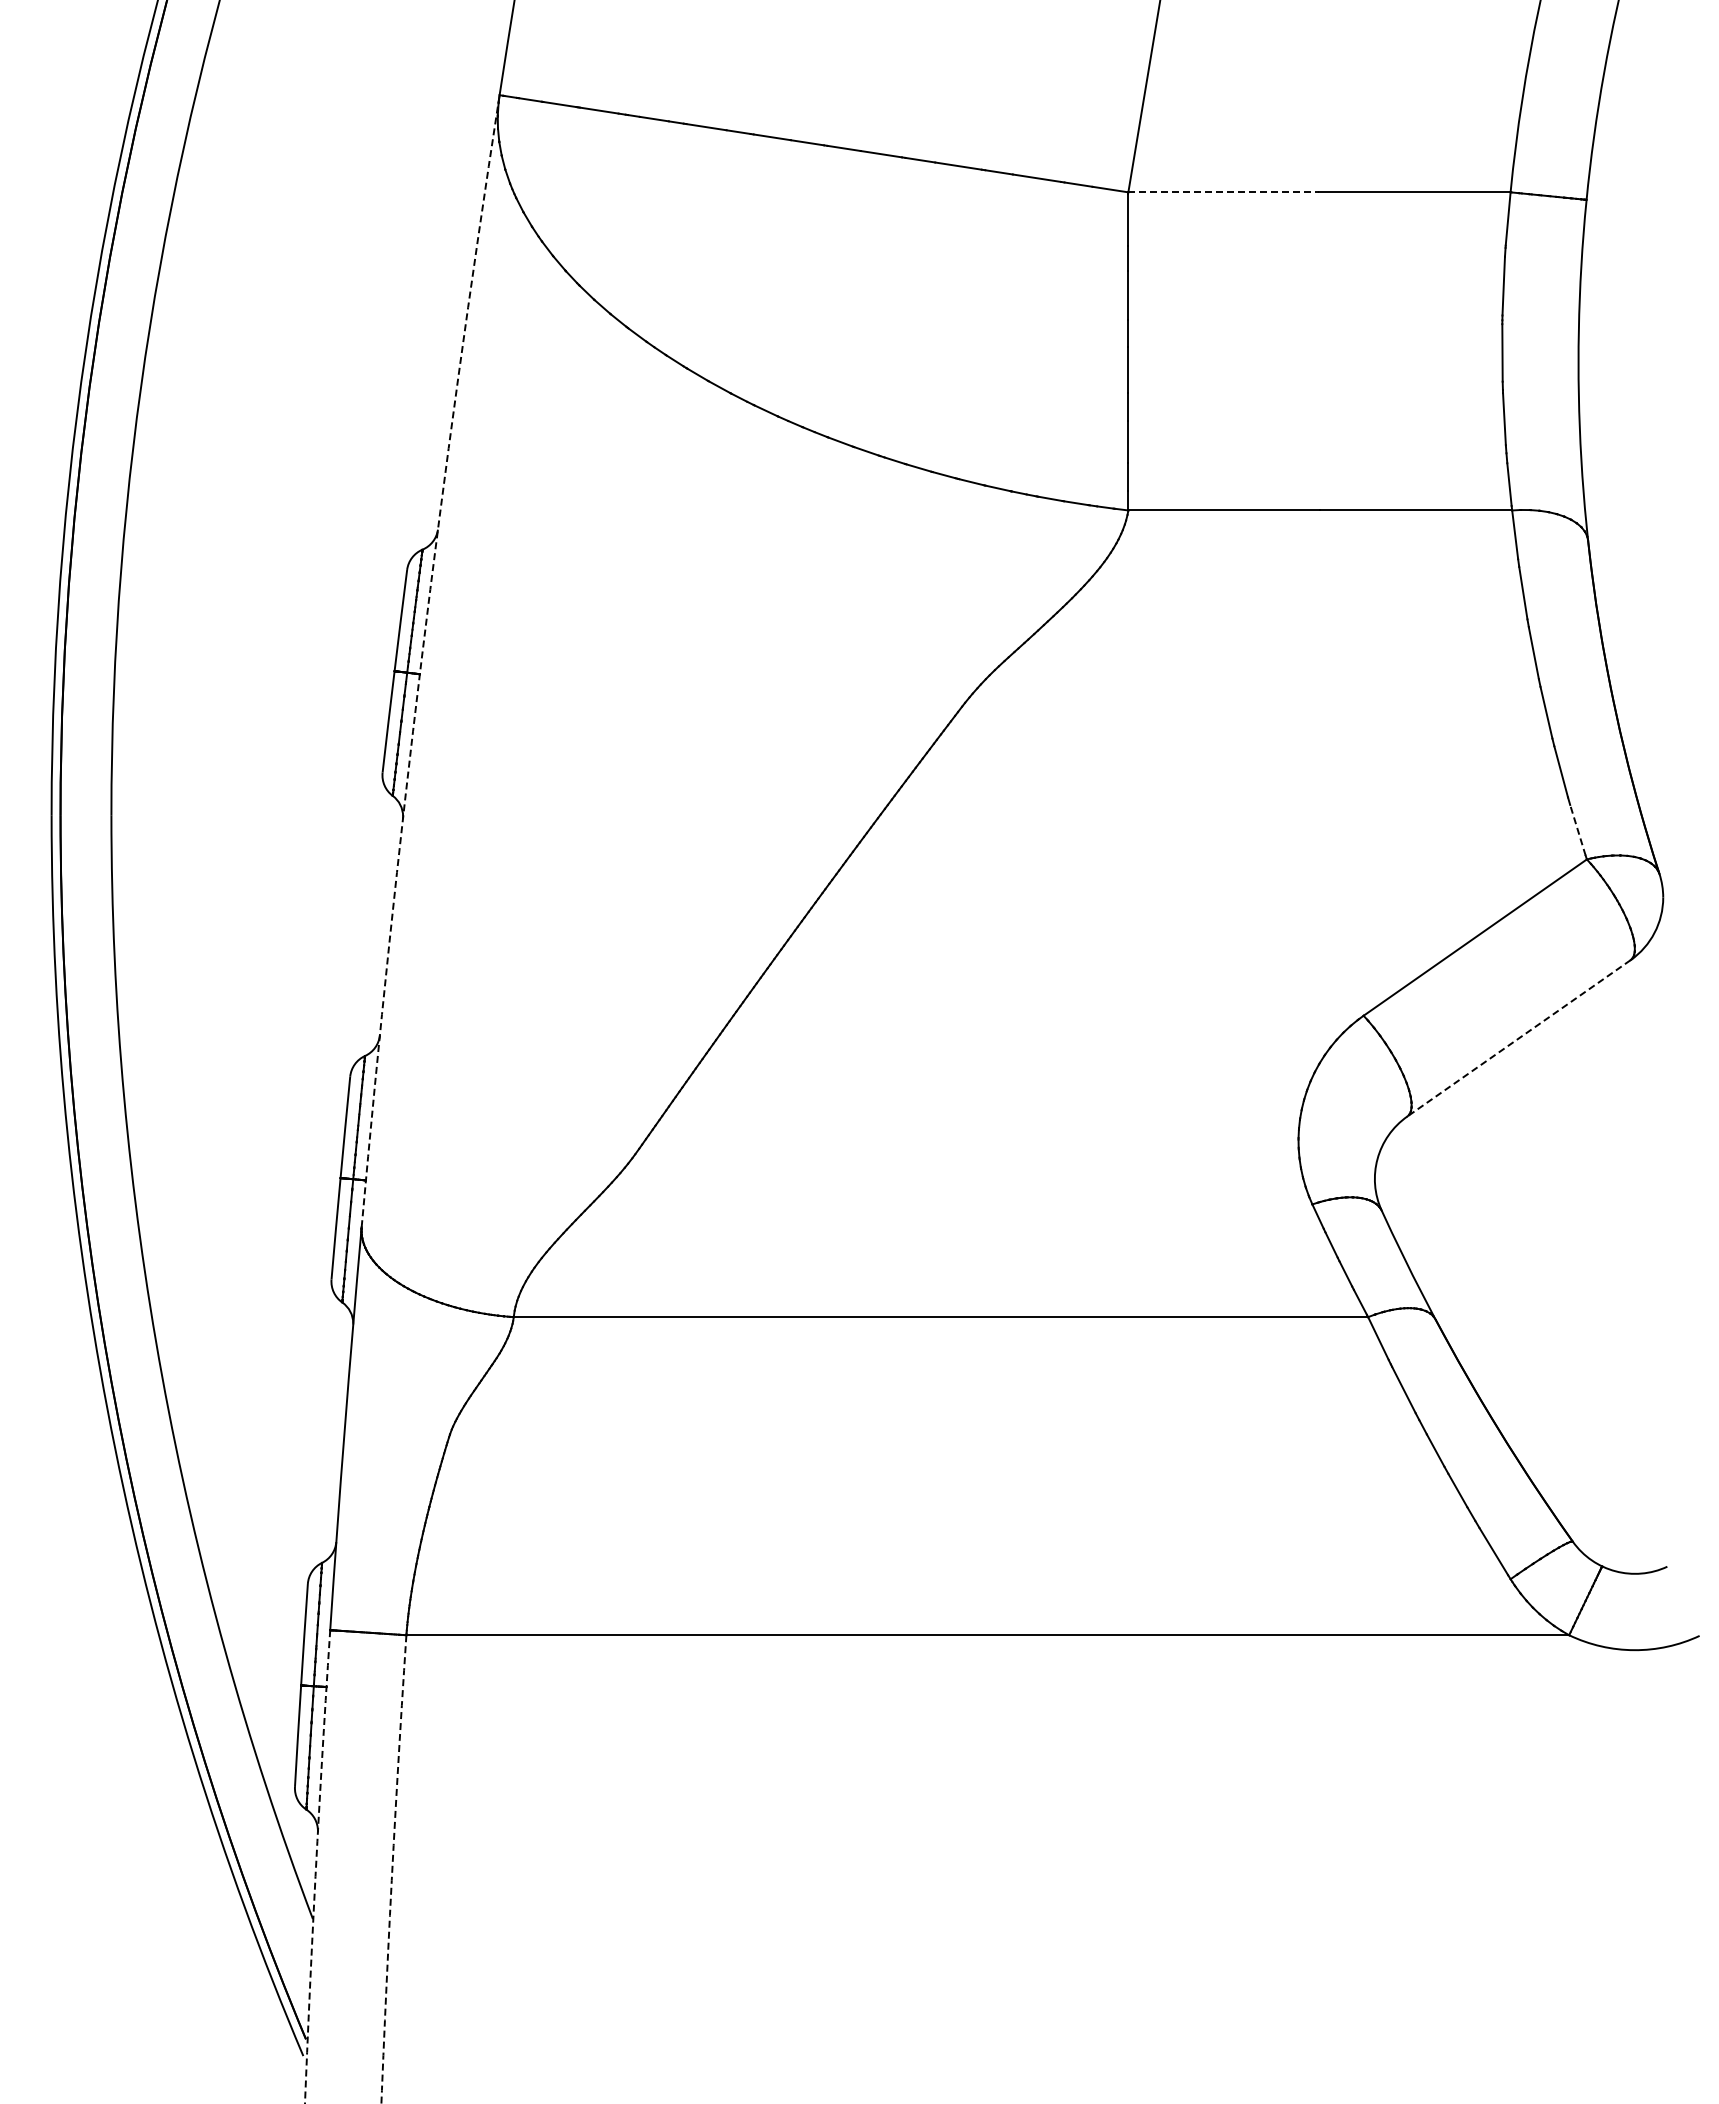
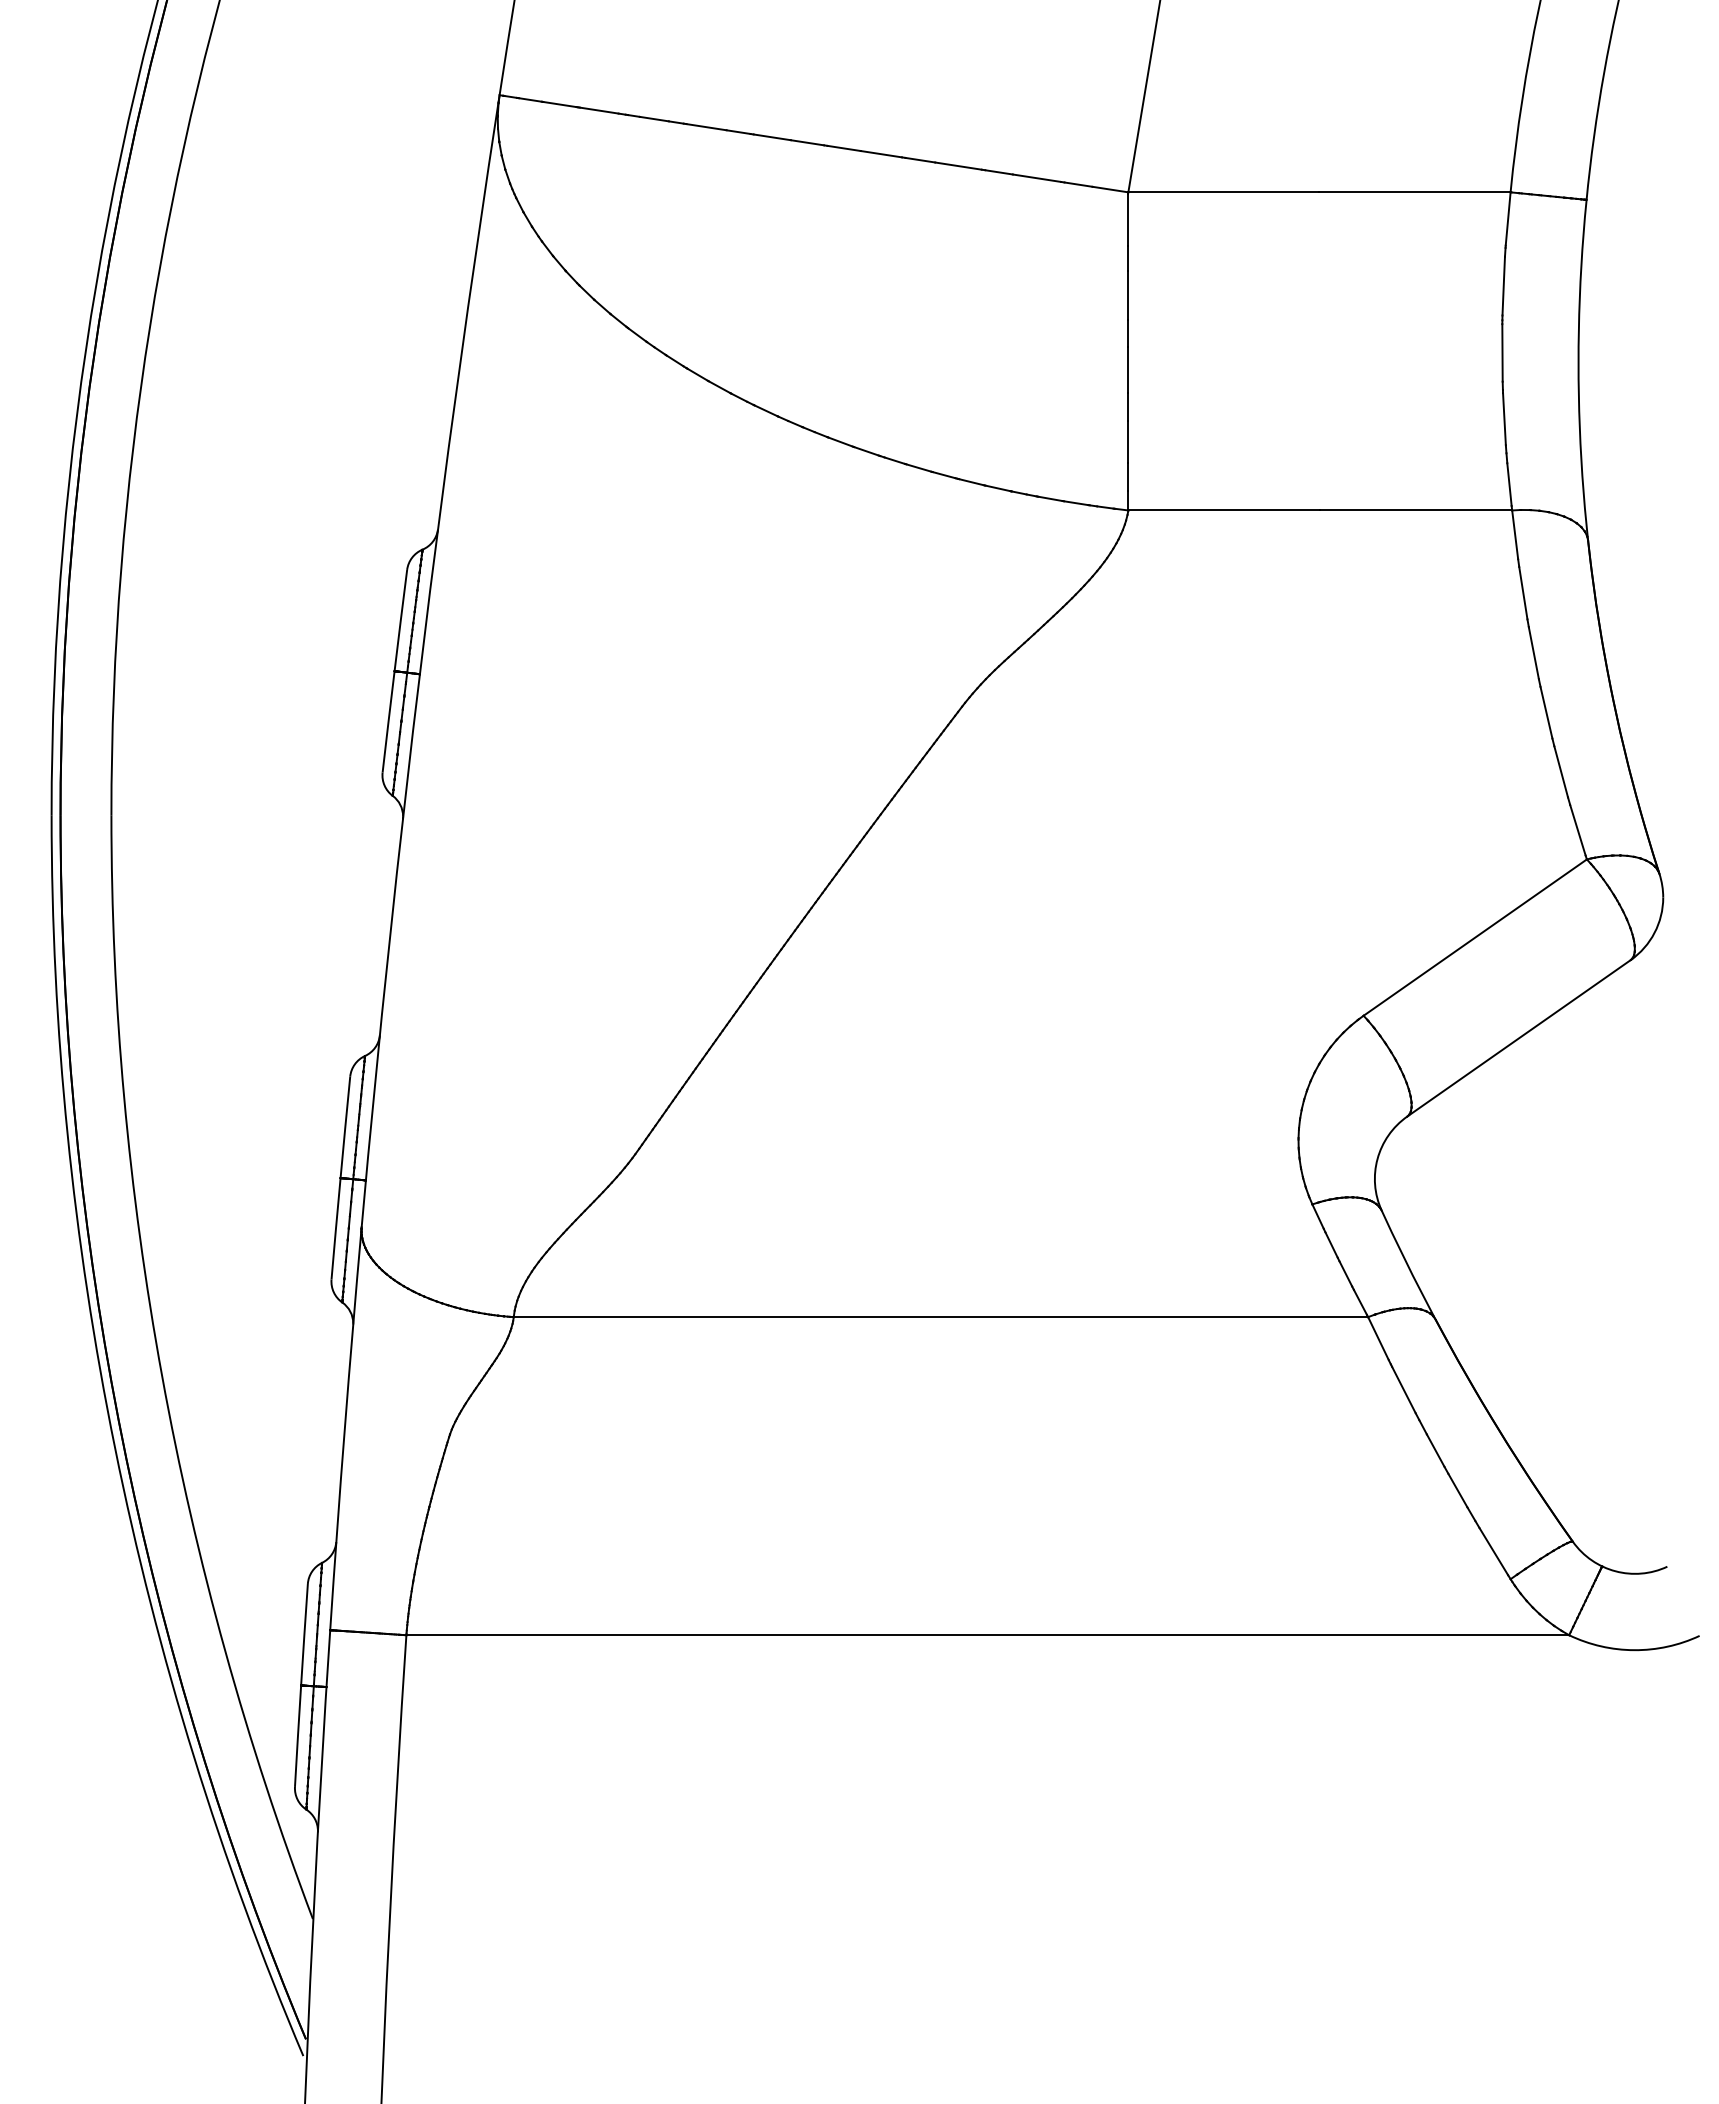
line: dashed -> solid (1223, 192)
arc: dashed -> solid (421, 660)
line: dashed -> solid (1577, 830)
line: dashed -> solid (1518, 1038)
arc: dashed -> solid (316, 1866)
arc: dashed -> solid (392, 1869)
